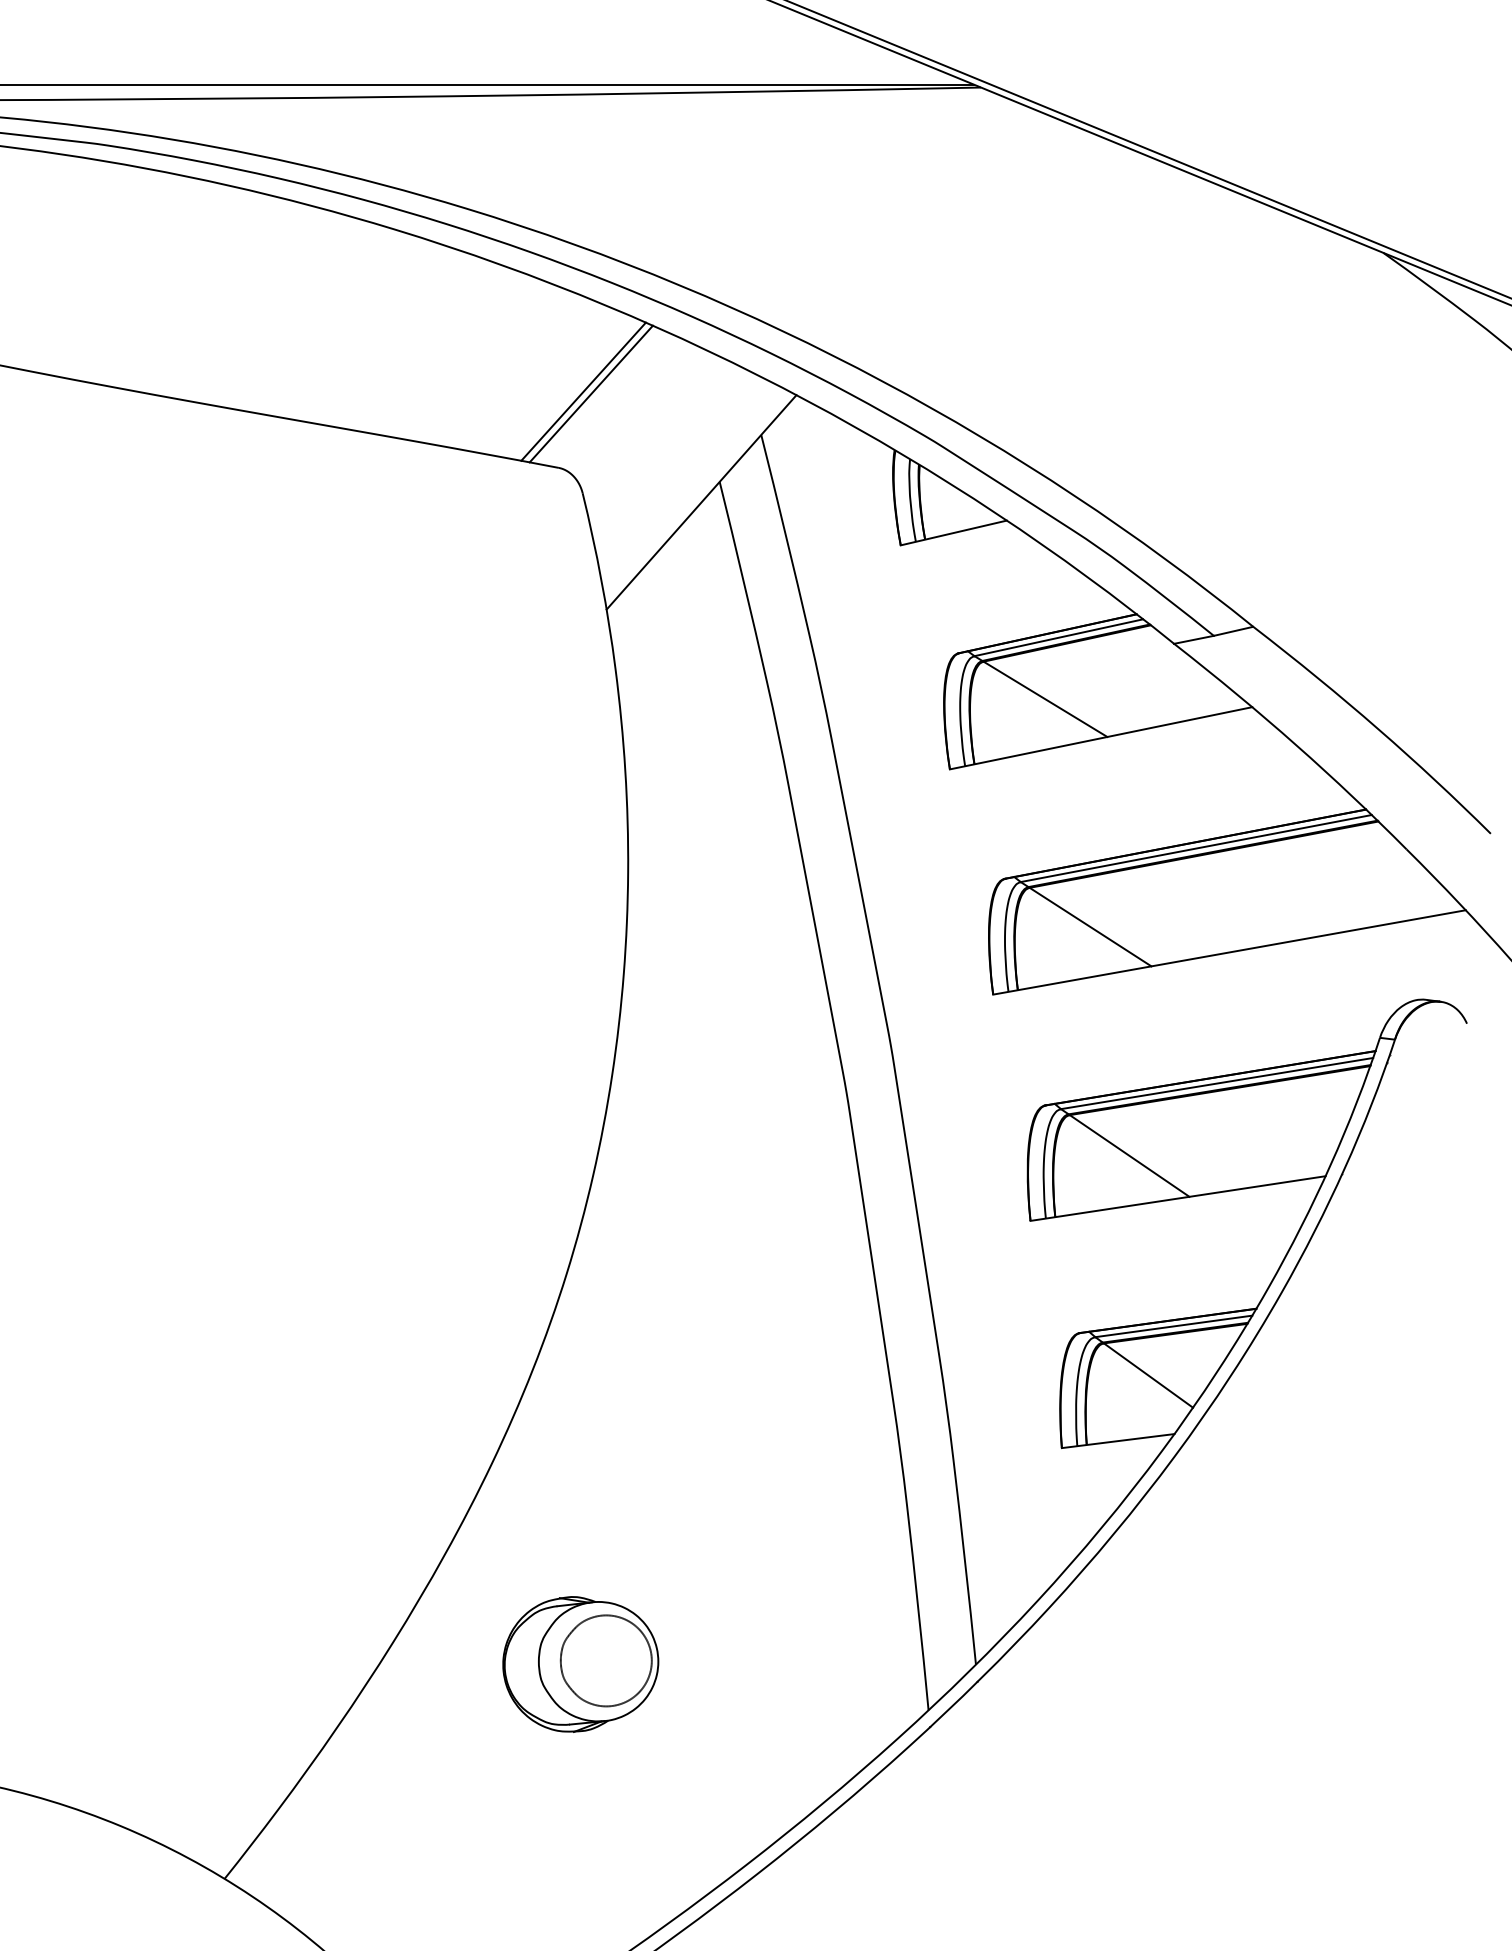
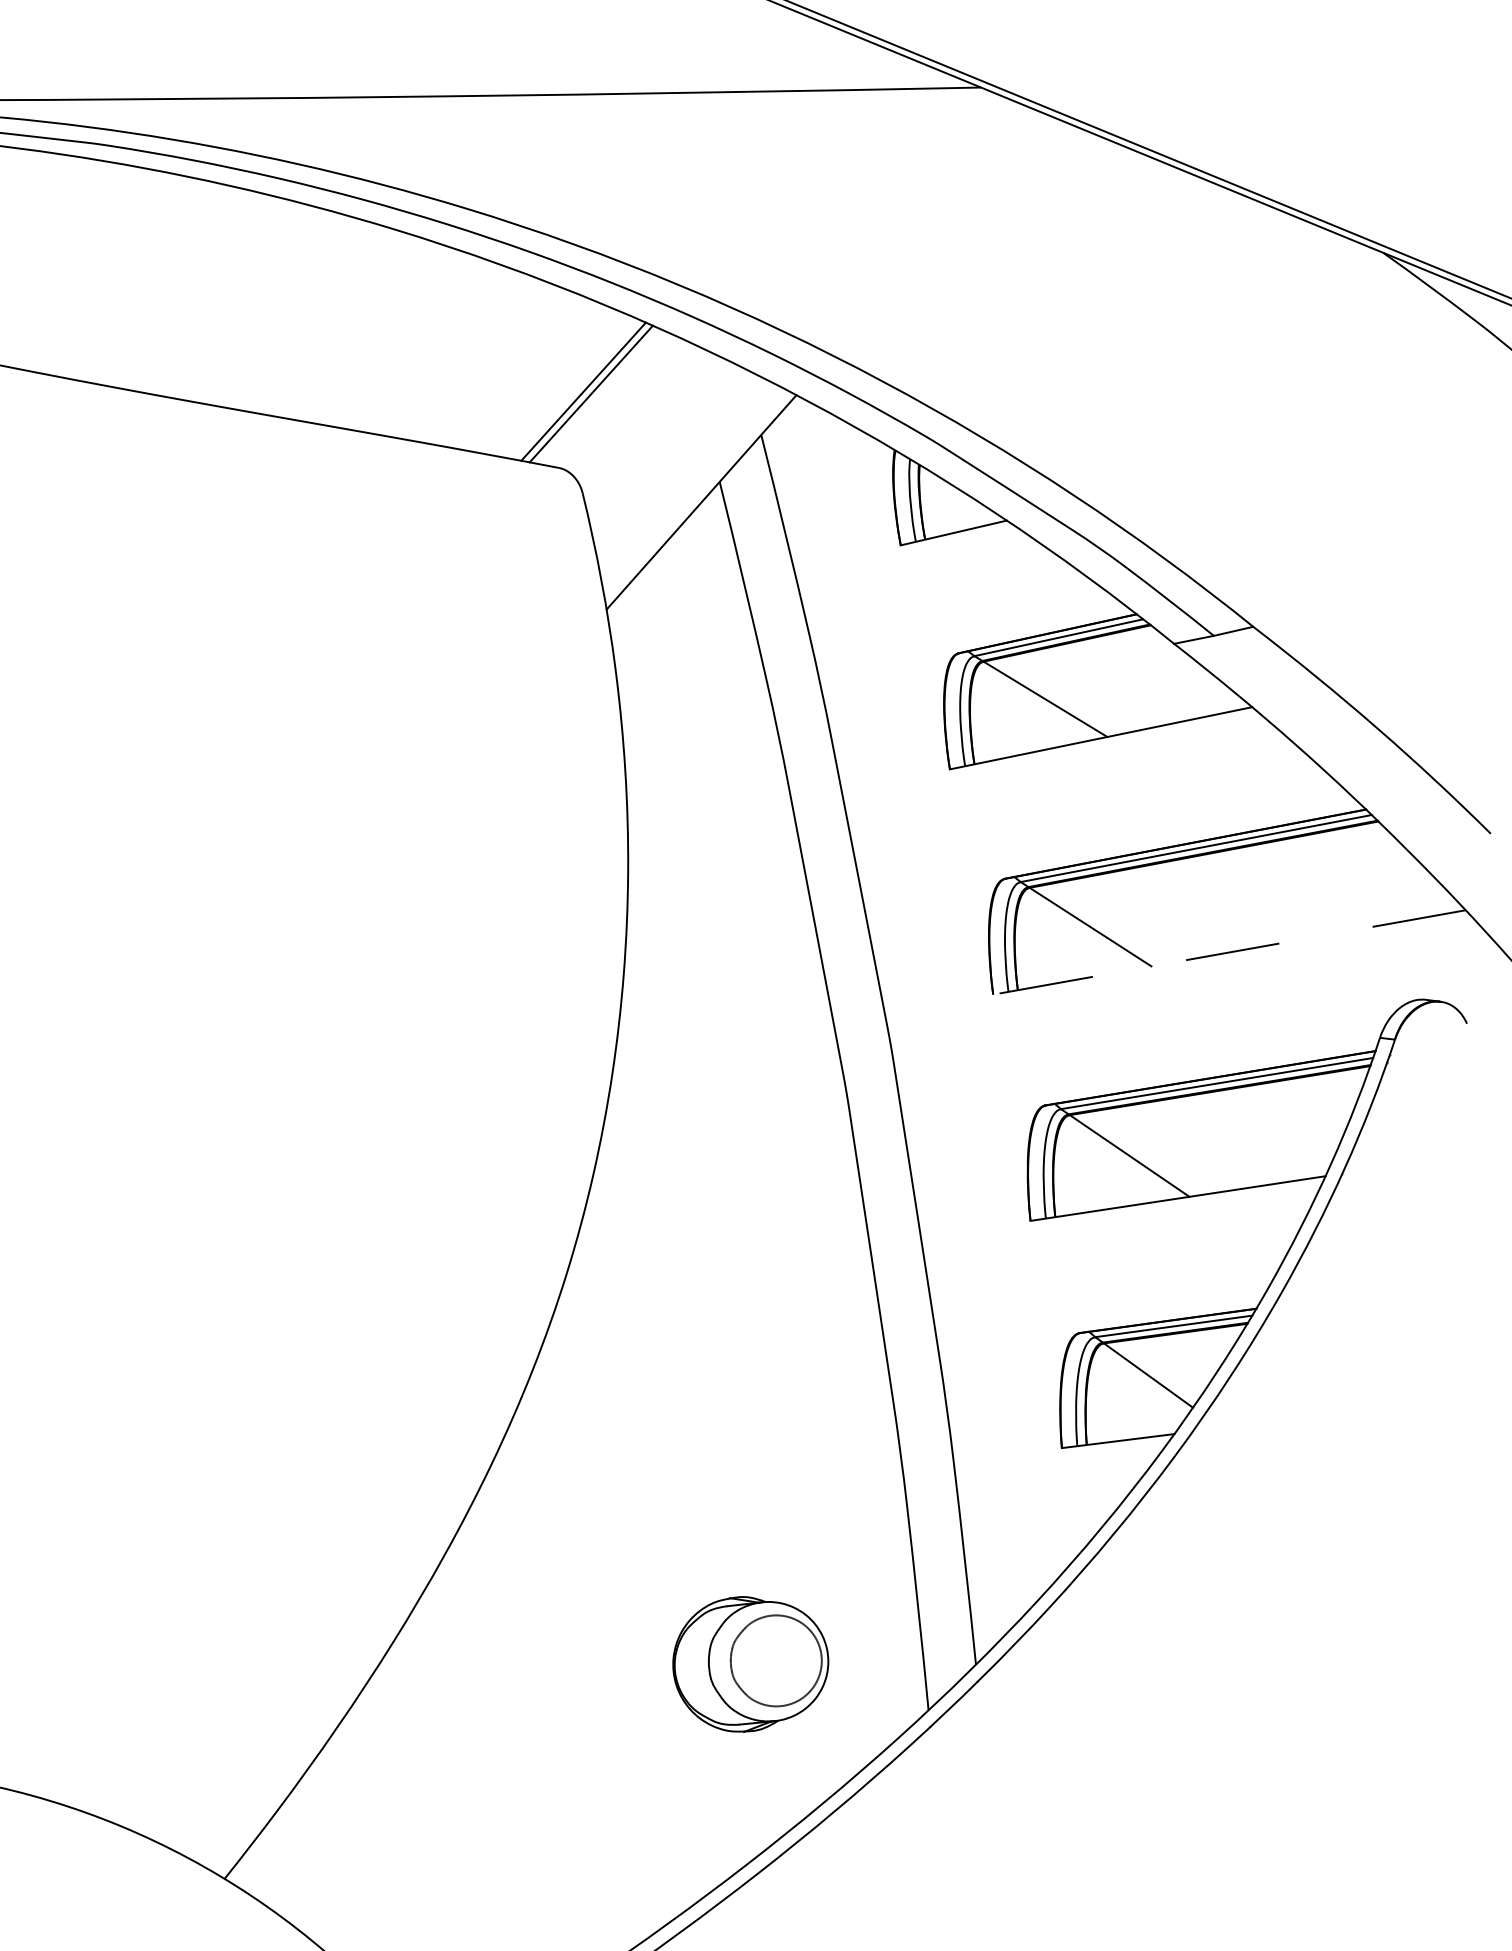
line: present -> none (488, 84)
line: solid -> dashed (1229, 952)
part position: (580, 1664) -> (750, 1664) (750, 1664)
